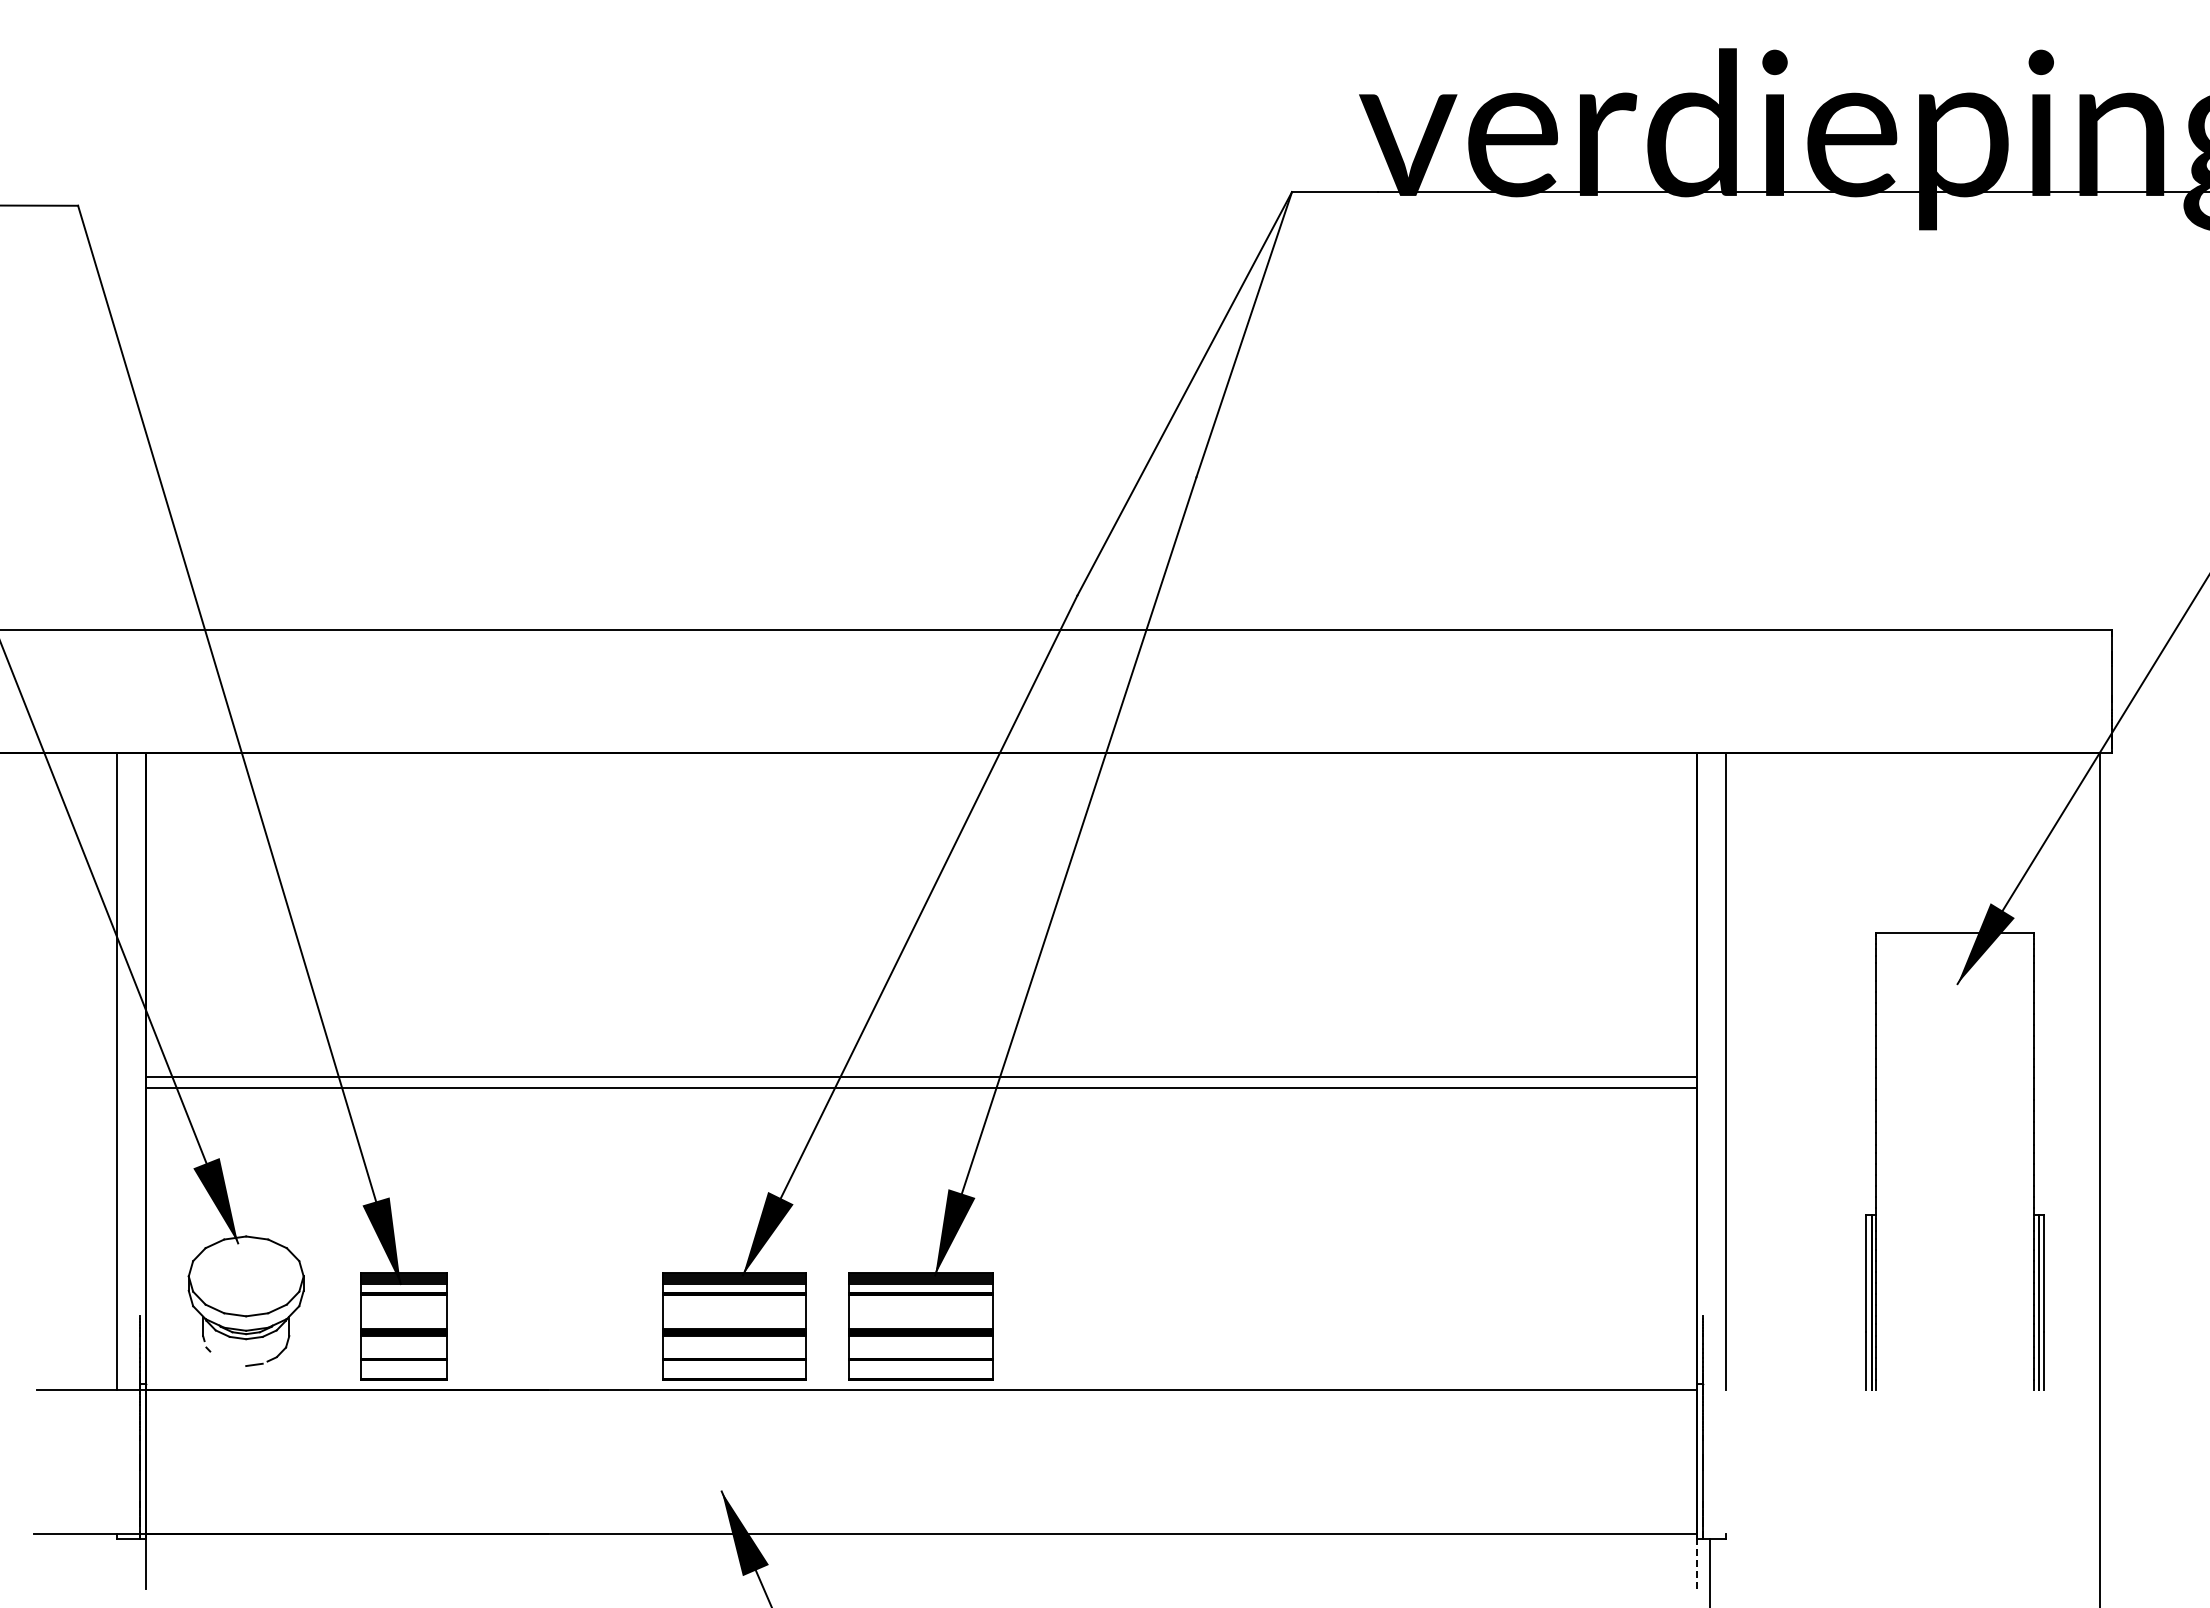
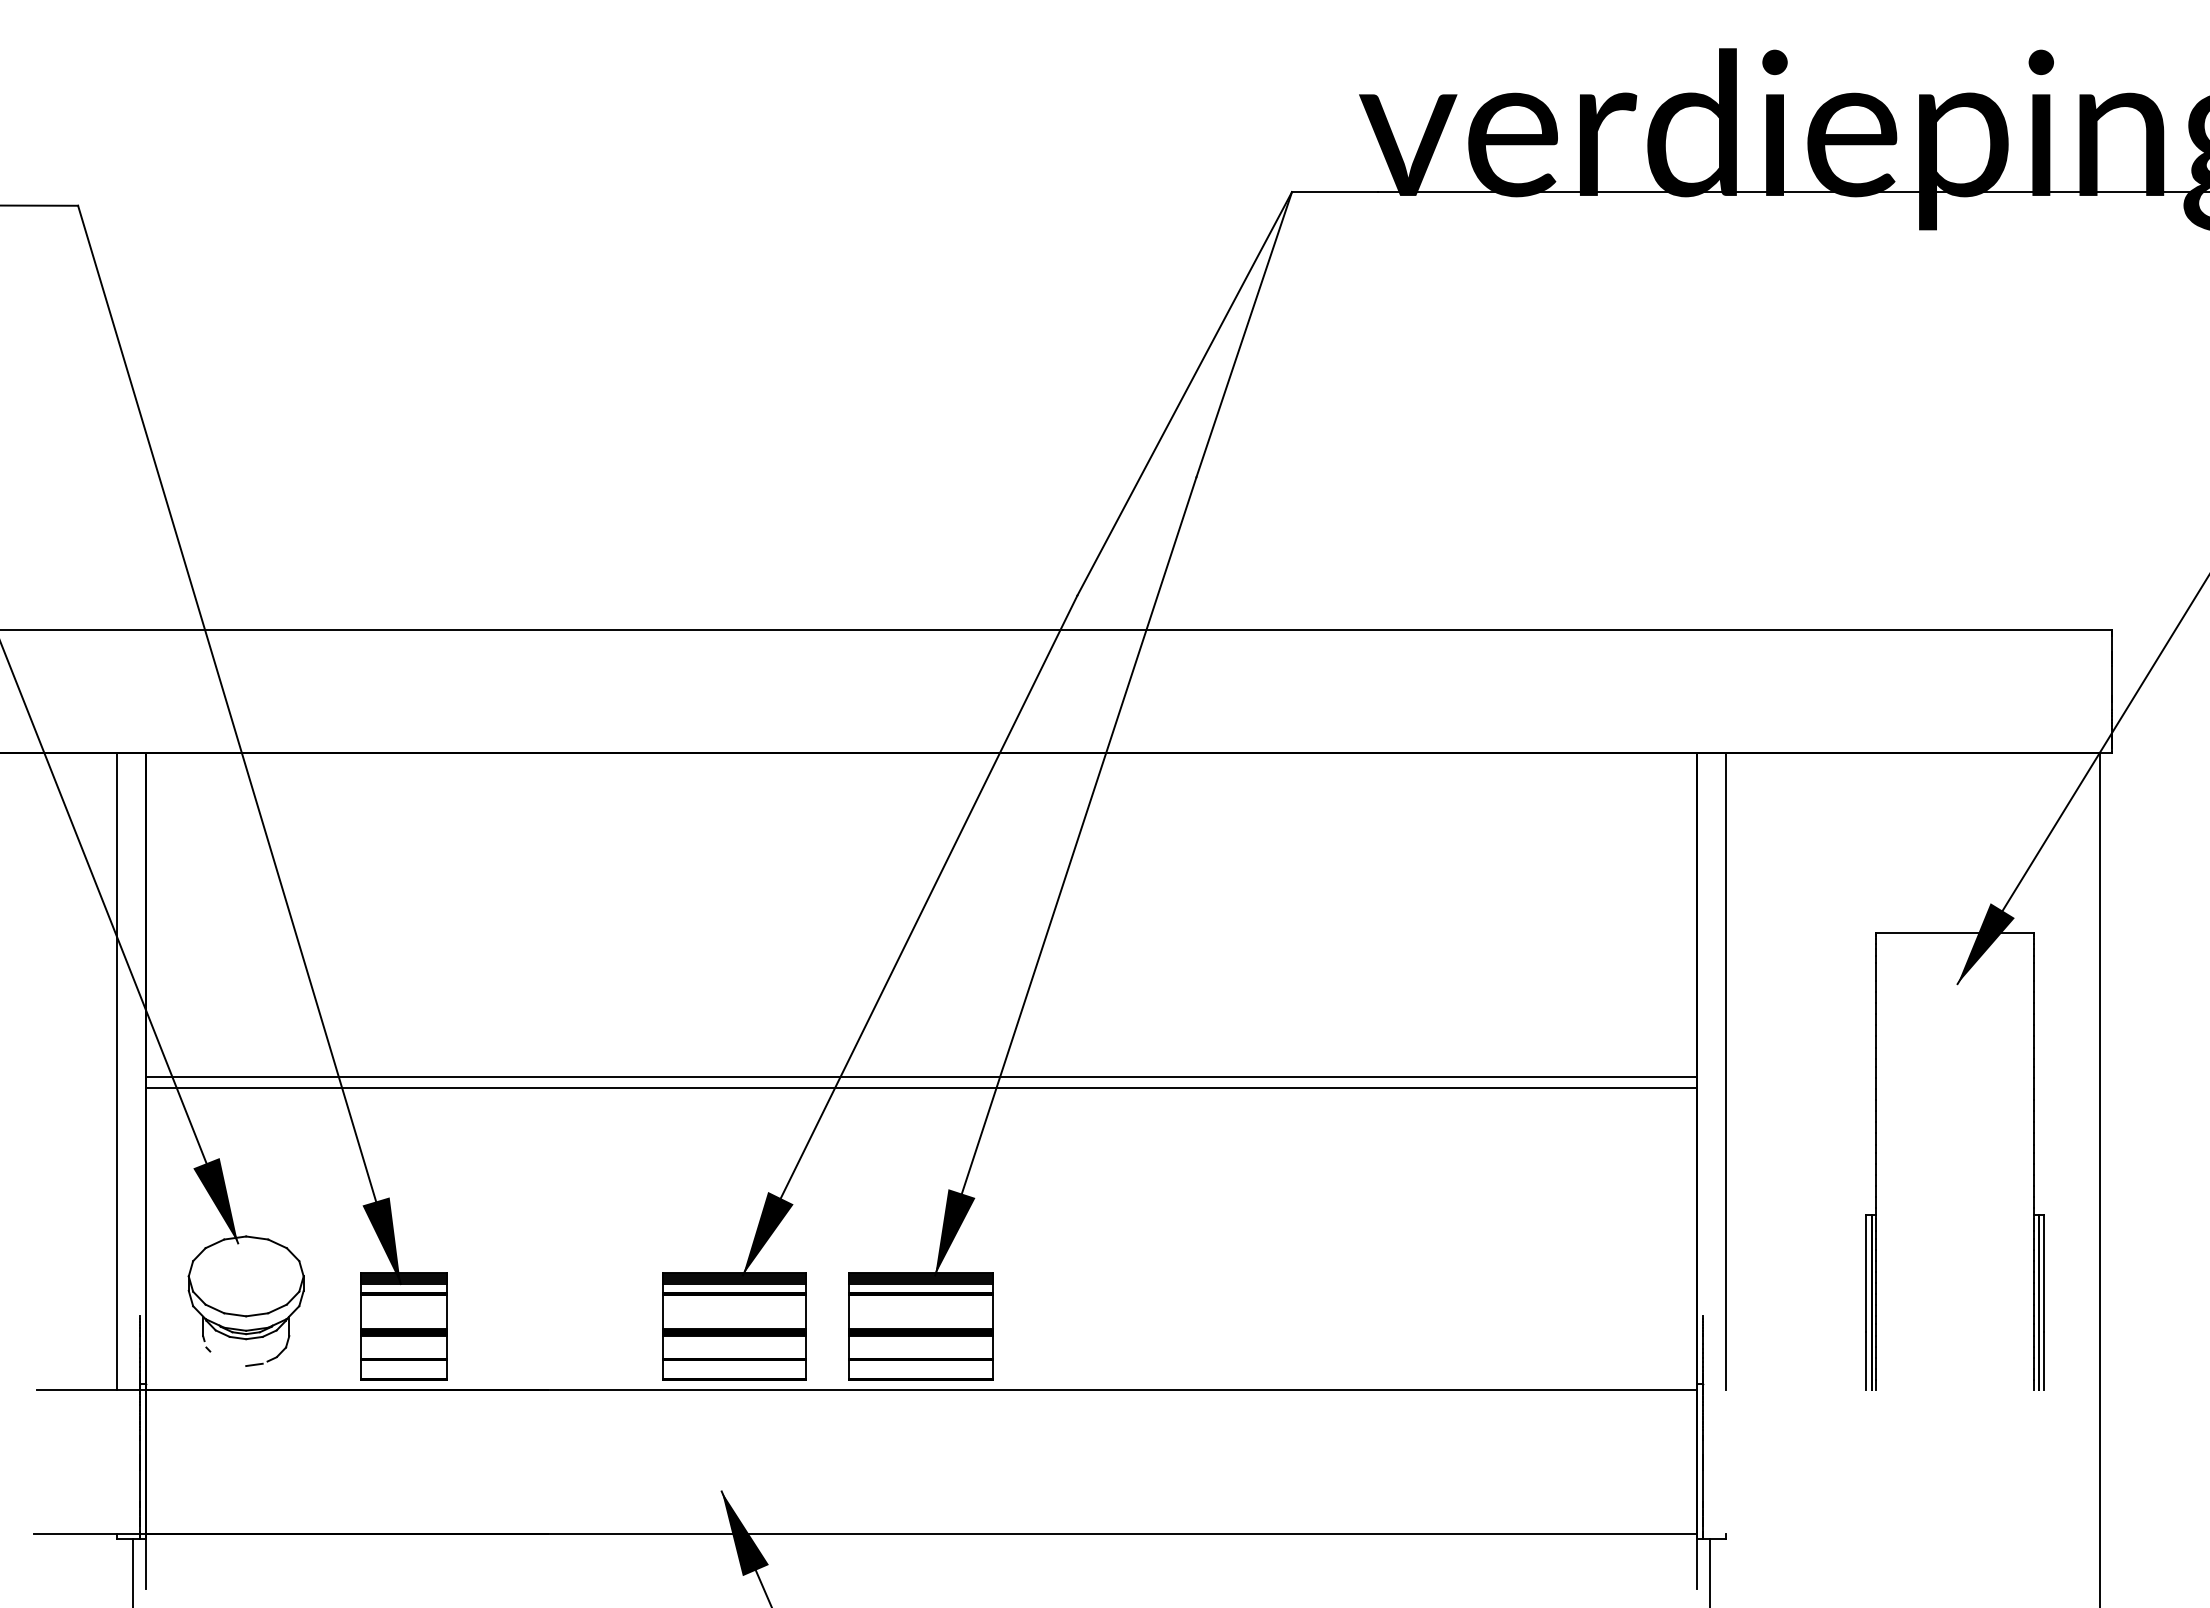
line: dashed -> solid (1696, 1562)
line: none -> present (132, 1571)
